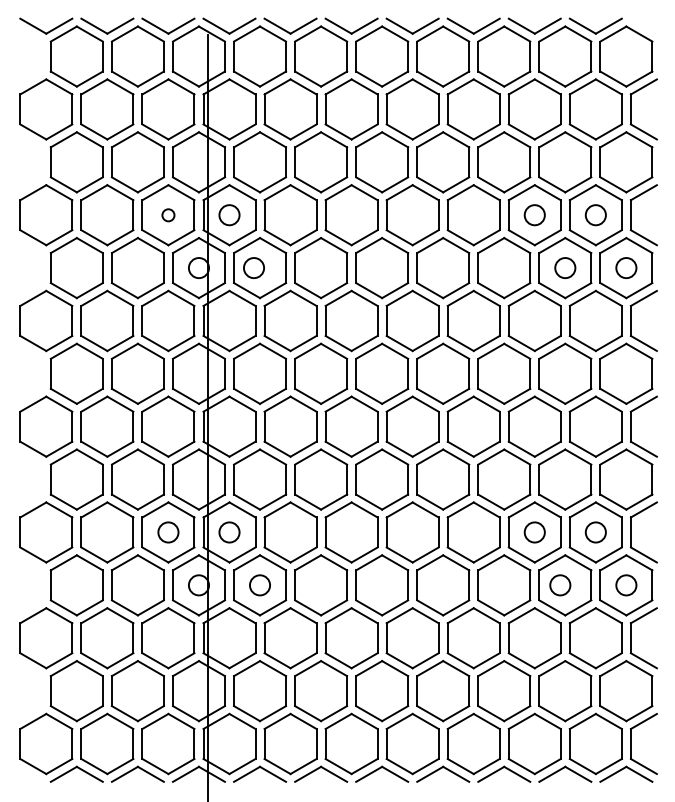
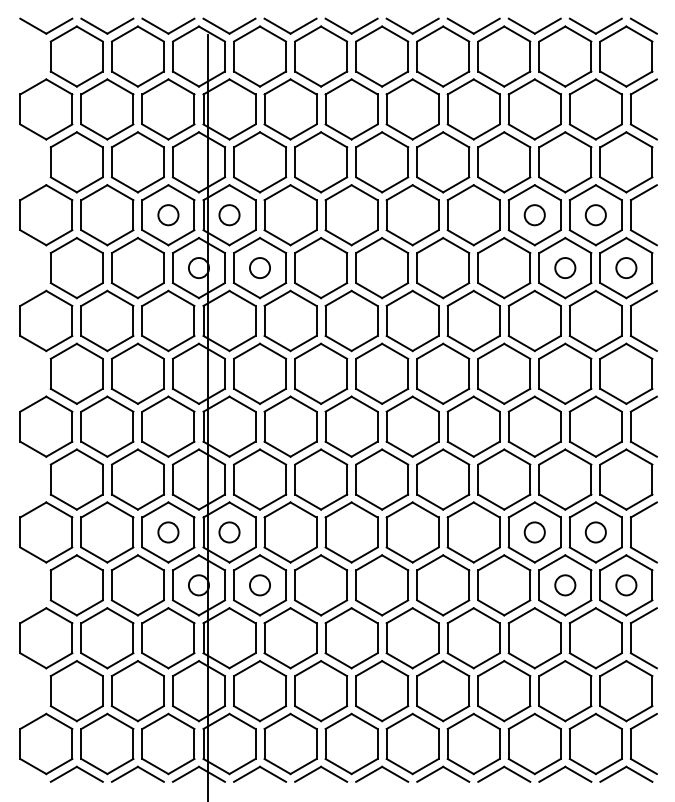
line: none -> present (643, 25)
circle size: 15x15 px -> 23x23 px (168, 215)
circle position: (253, 267) -> (259, 267) (259, 267)
circle position: (560, 585) -> (565, 585) (565, 585)
